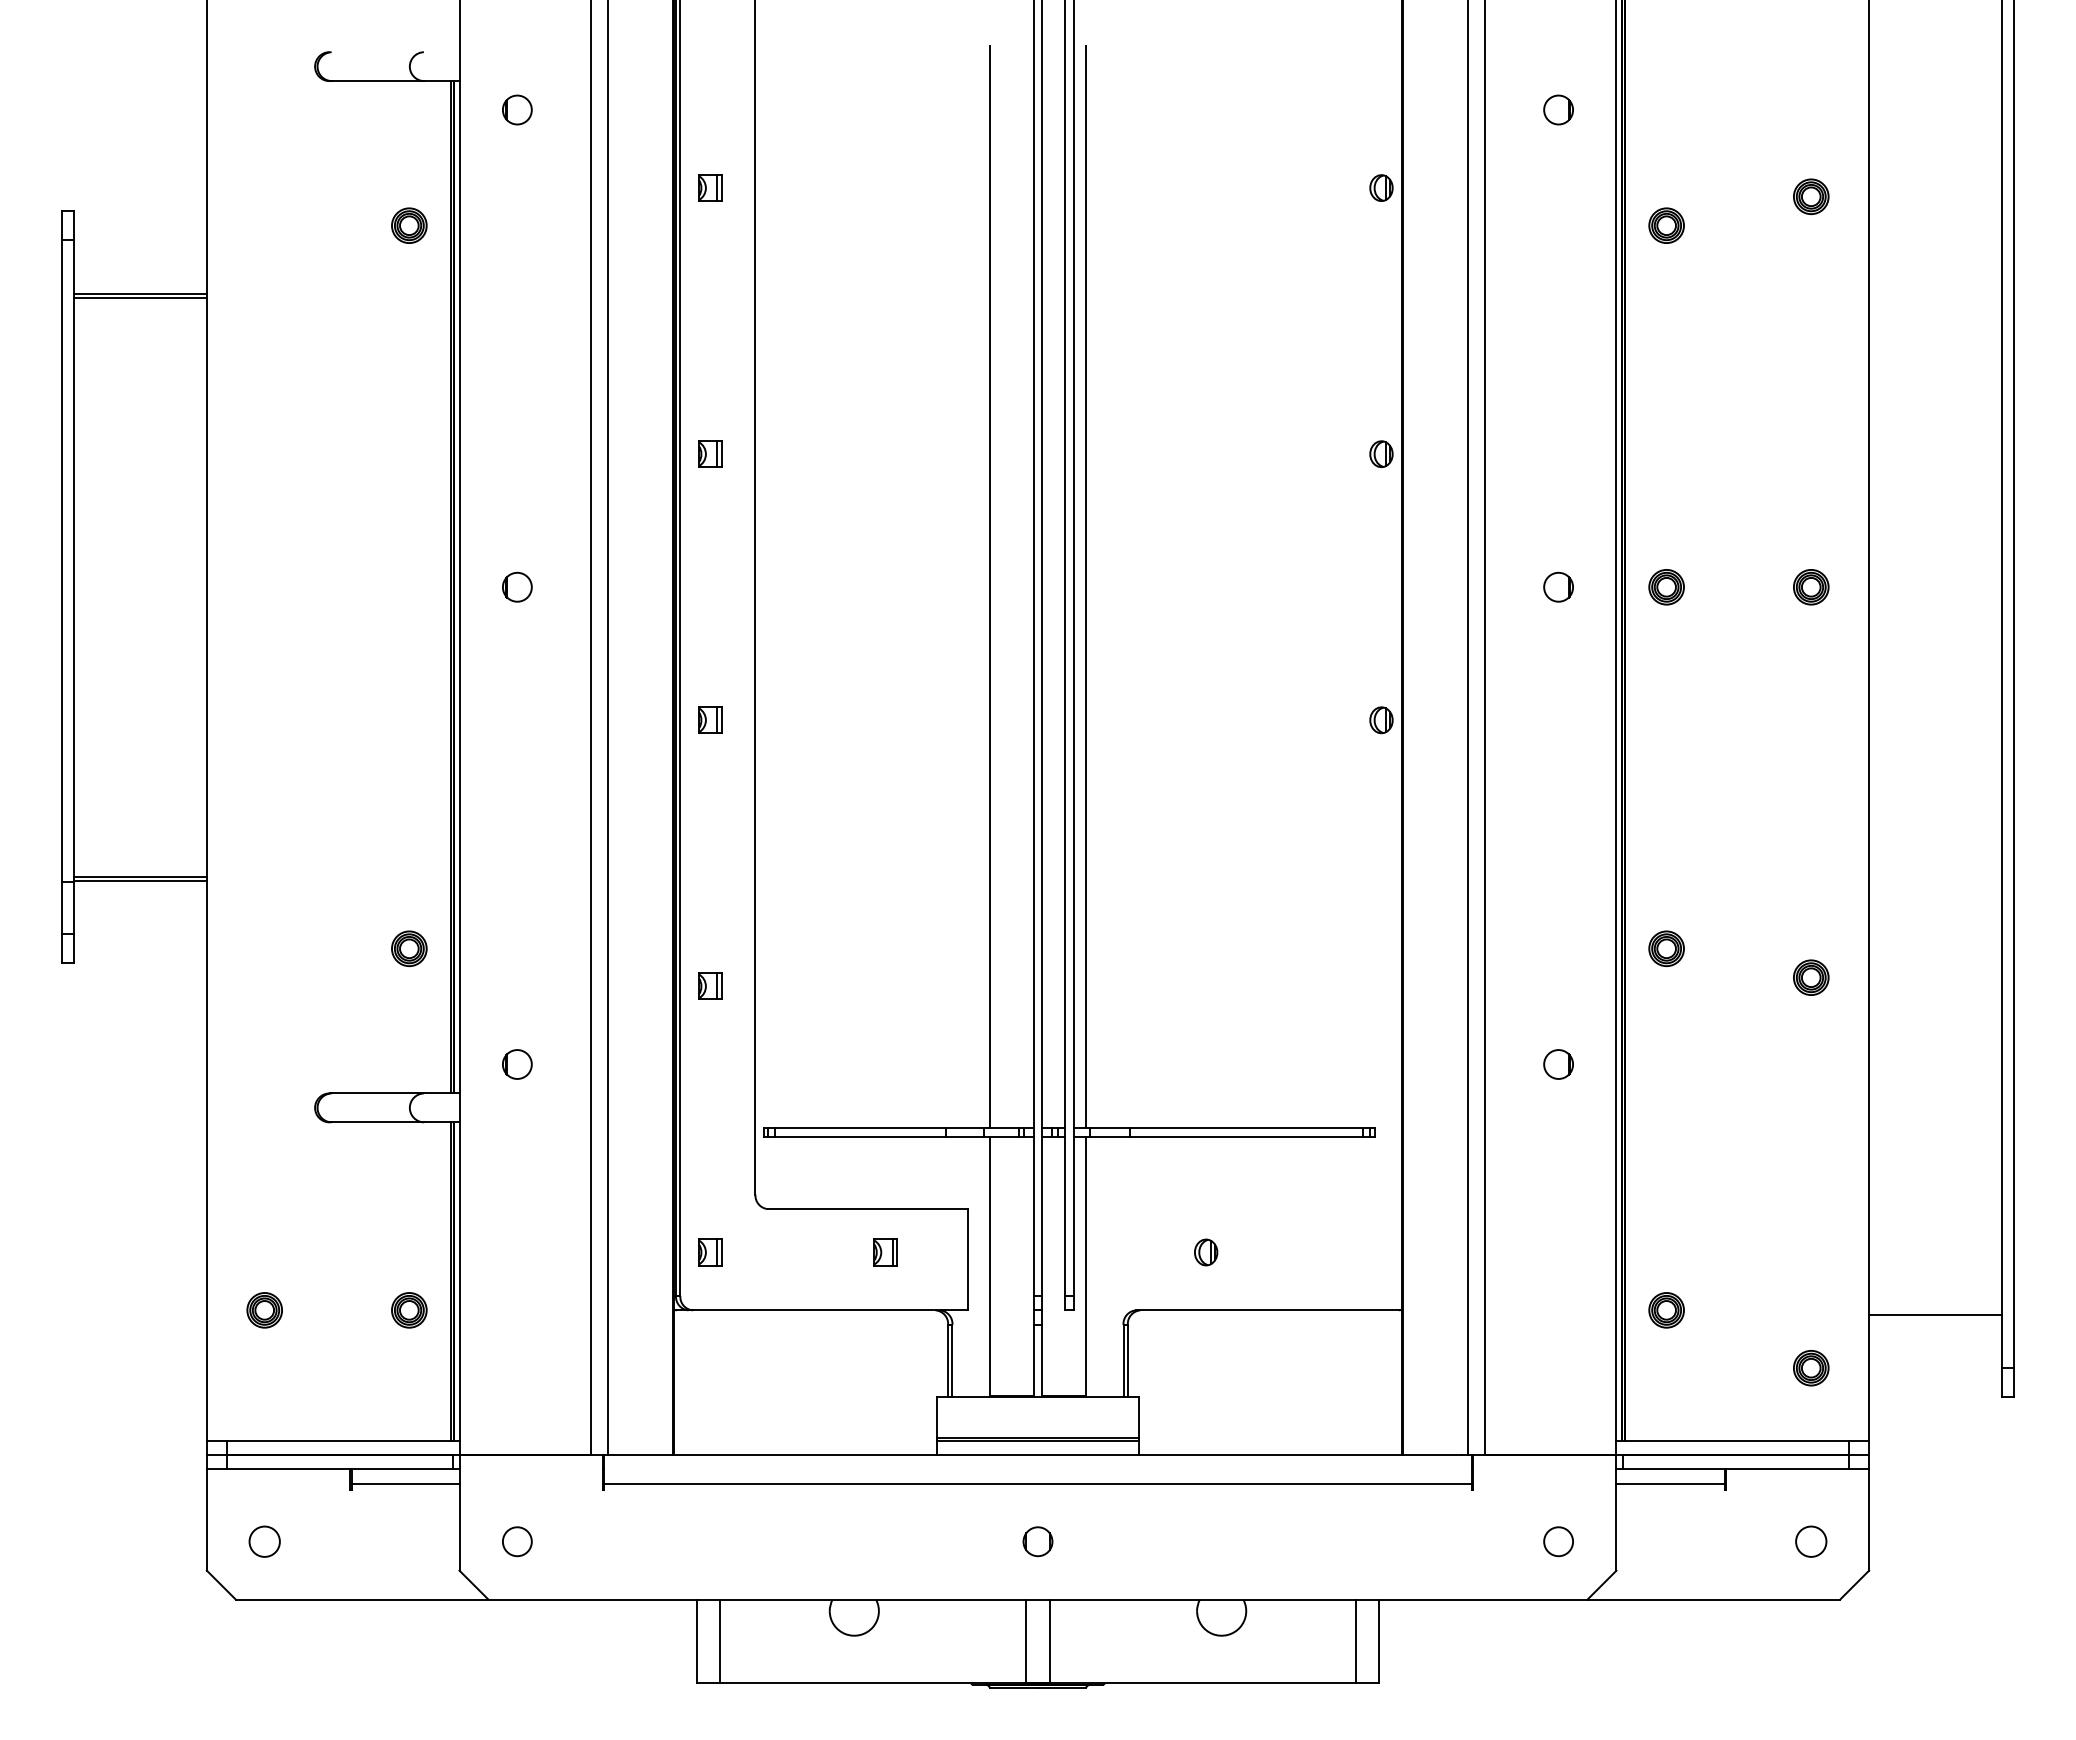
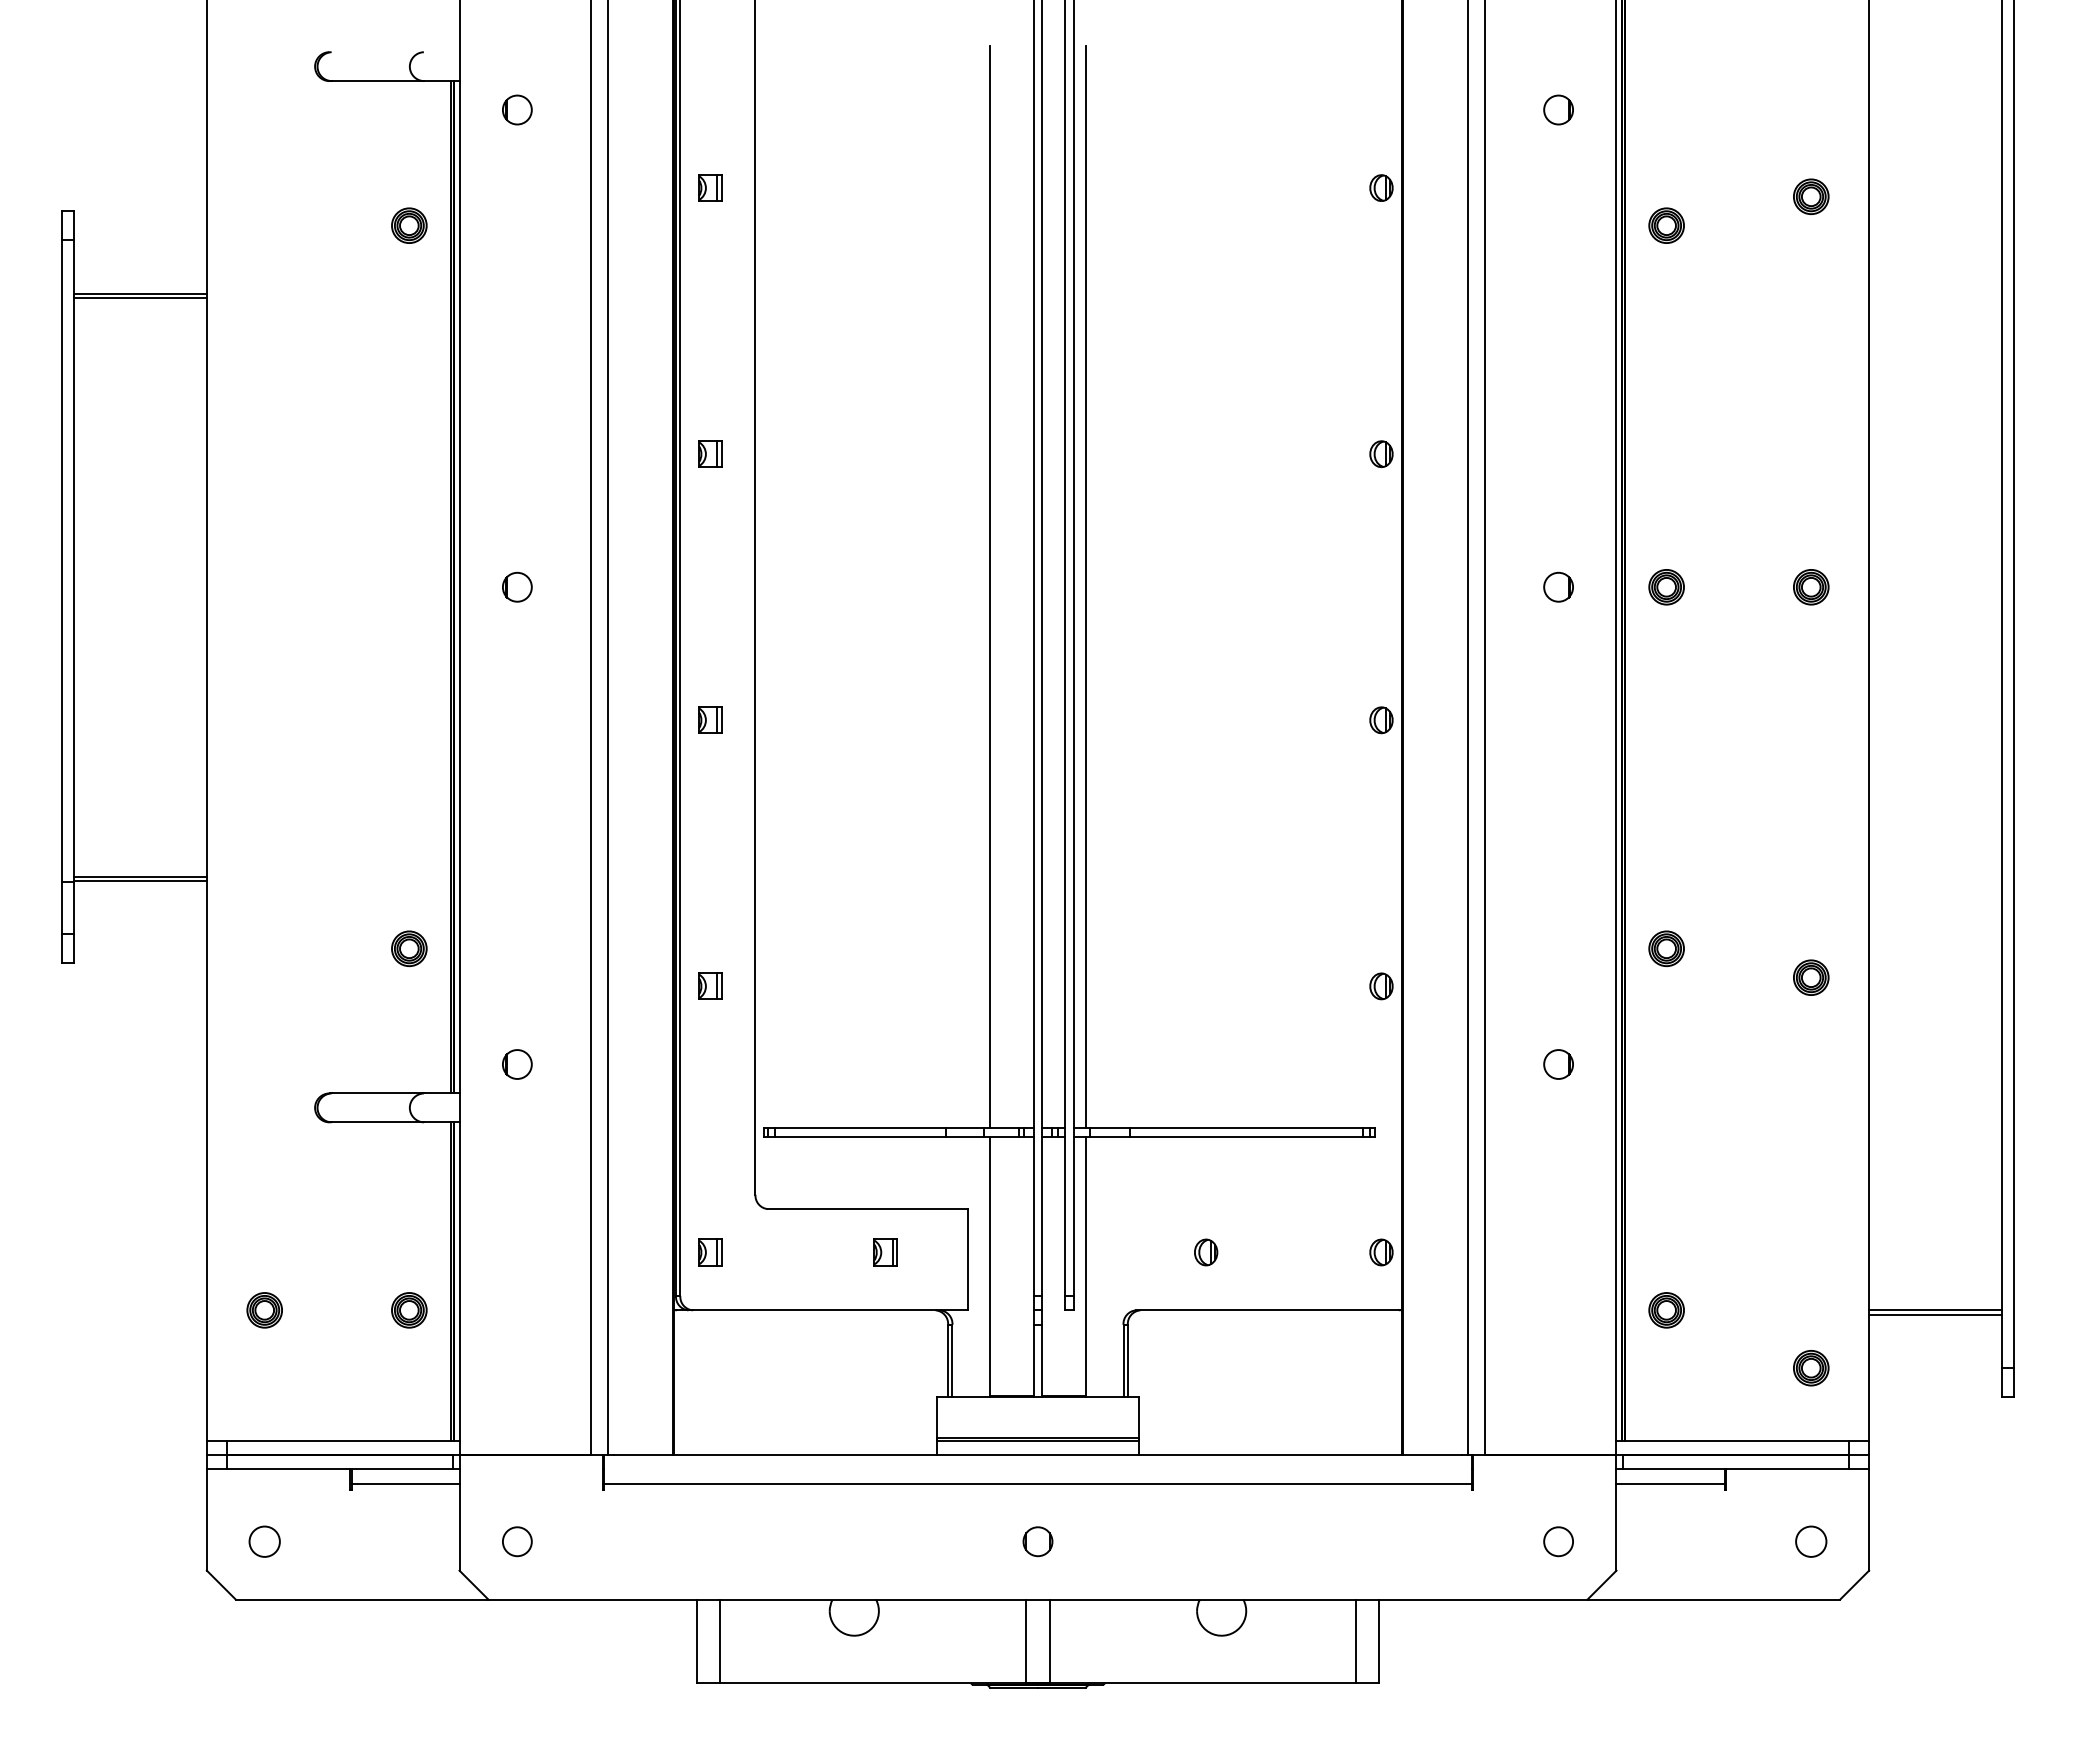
part: none -> present (1381, 986)
part: none -> present (1381, 1252)
line: none -> present (1935, 1310)
